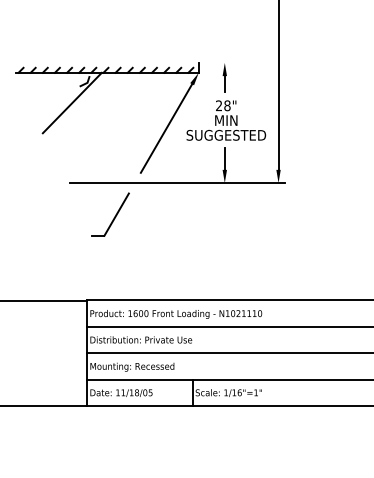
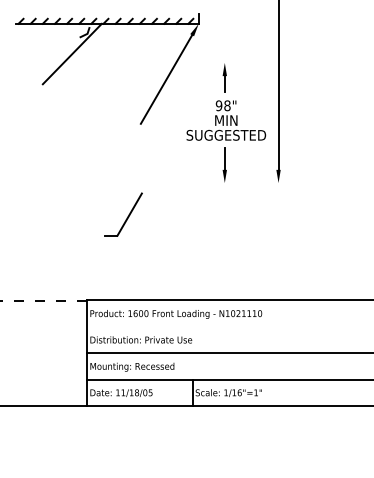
part position: (83, 93) -> (83, 44) (83, 44)
text: 28" -> 98" (218, 105)
line: present -> none (176, 183)
part position: (110, 214) -> (123, 214) (123, 214)
line: solid -> dashed (44, 300)
line: present -> none (228, 326)
